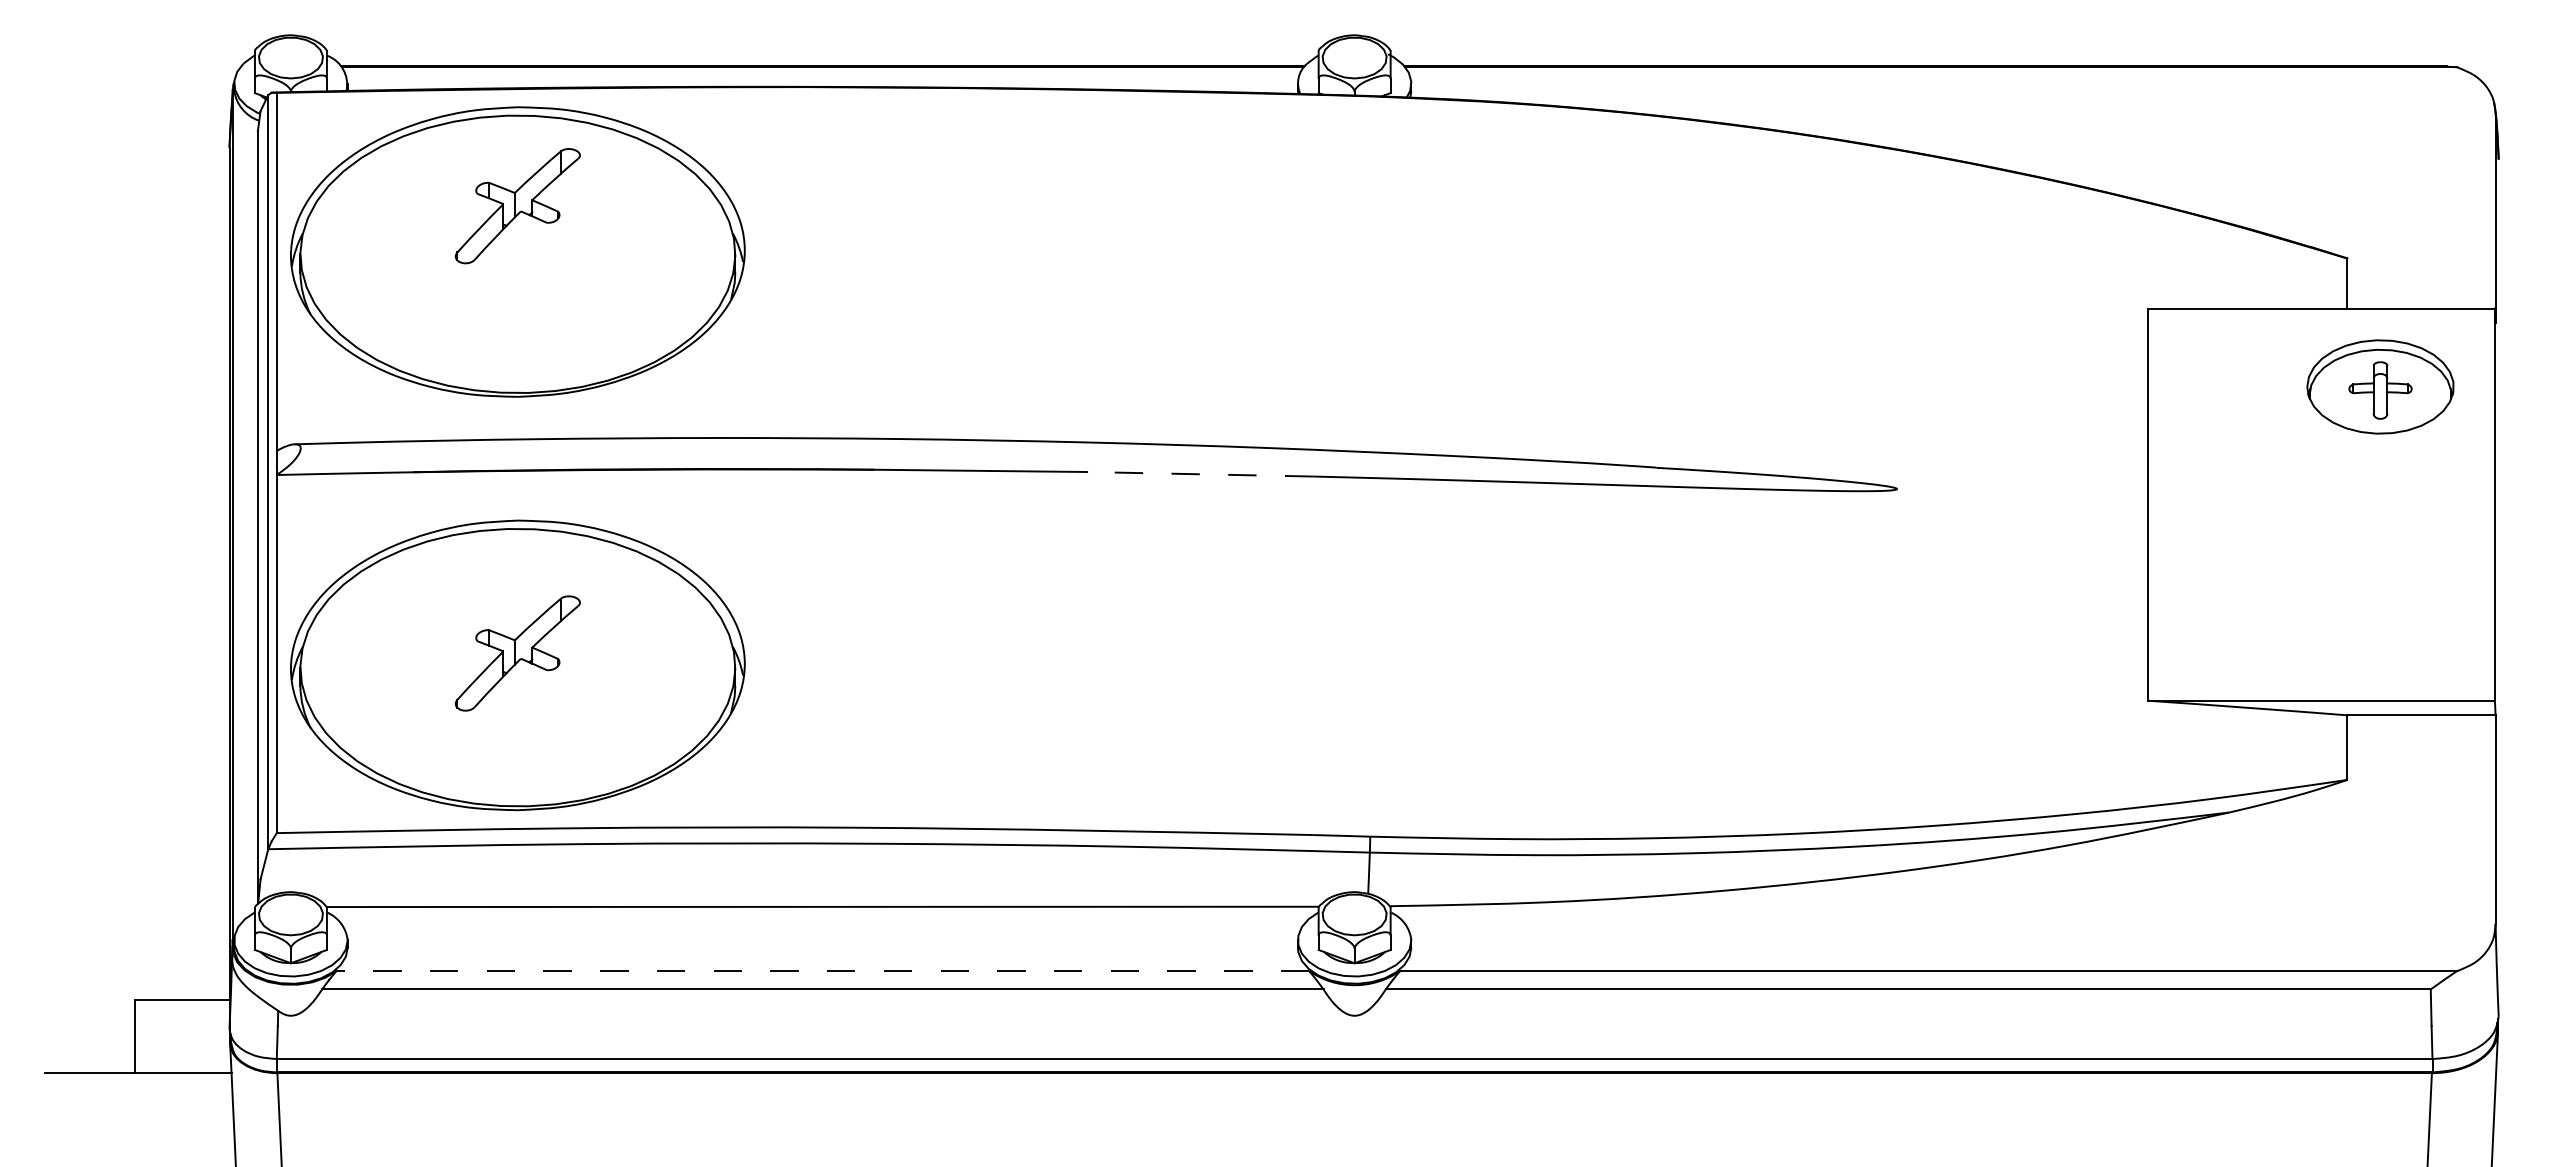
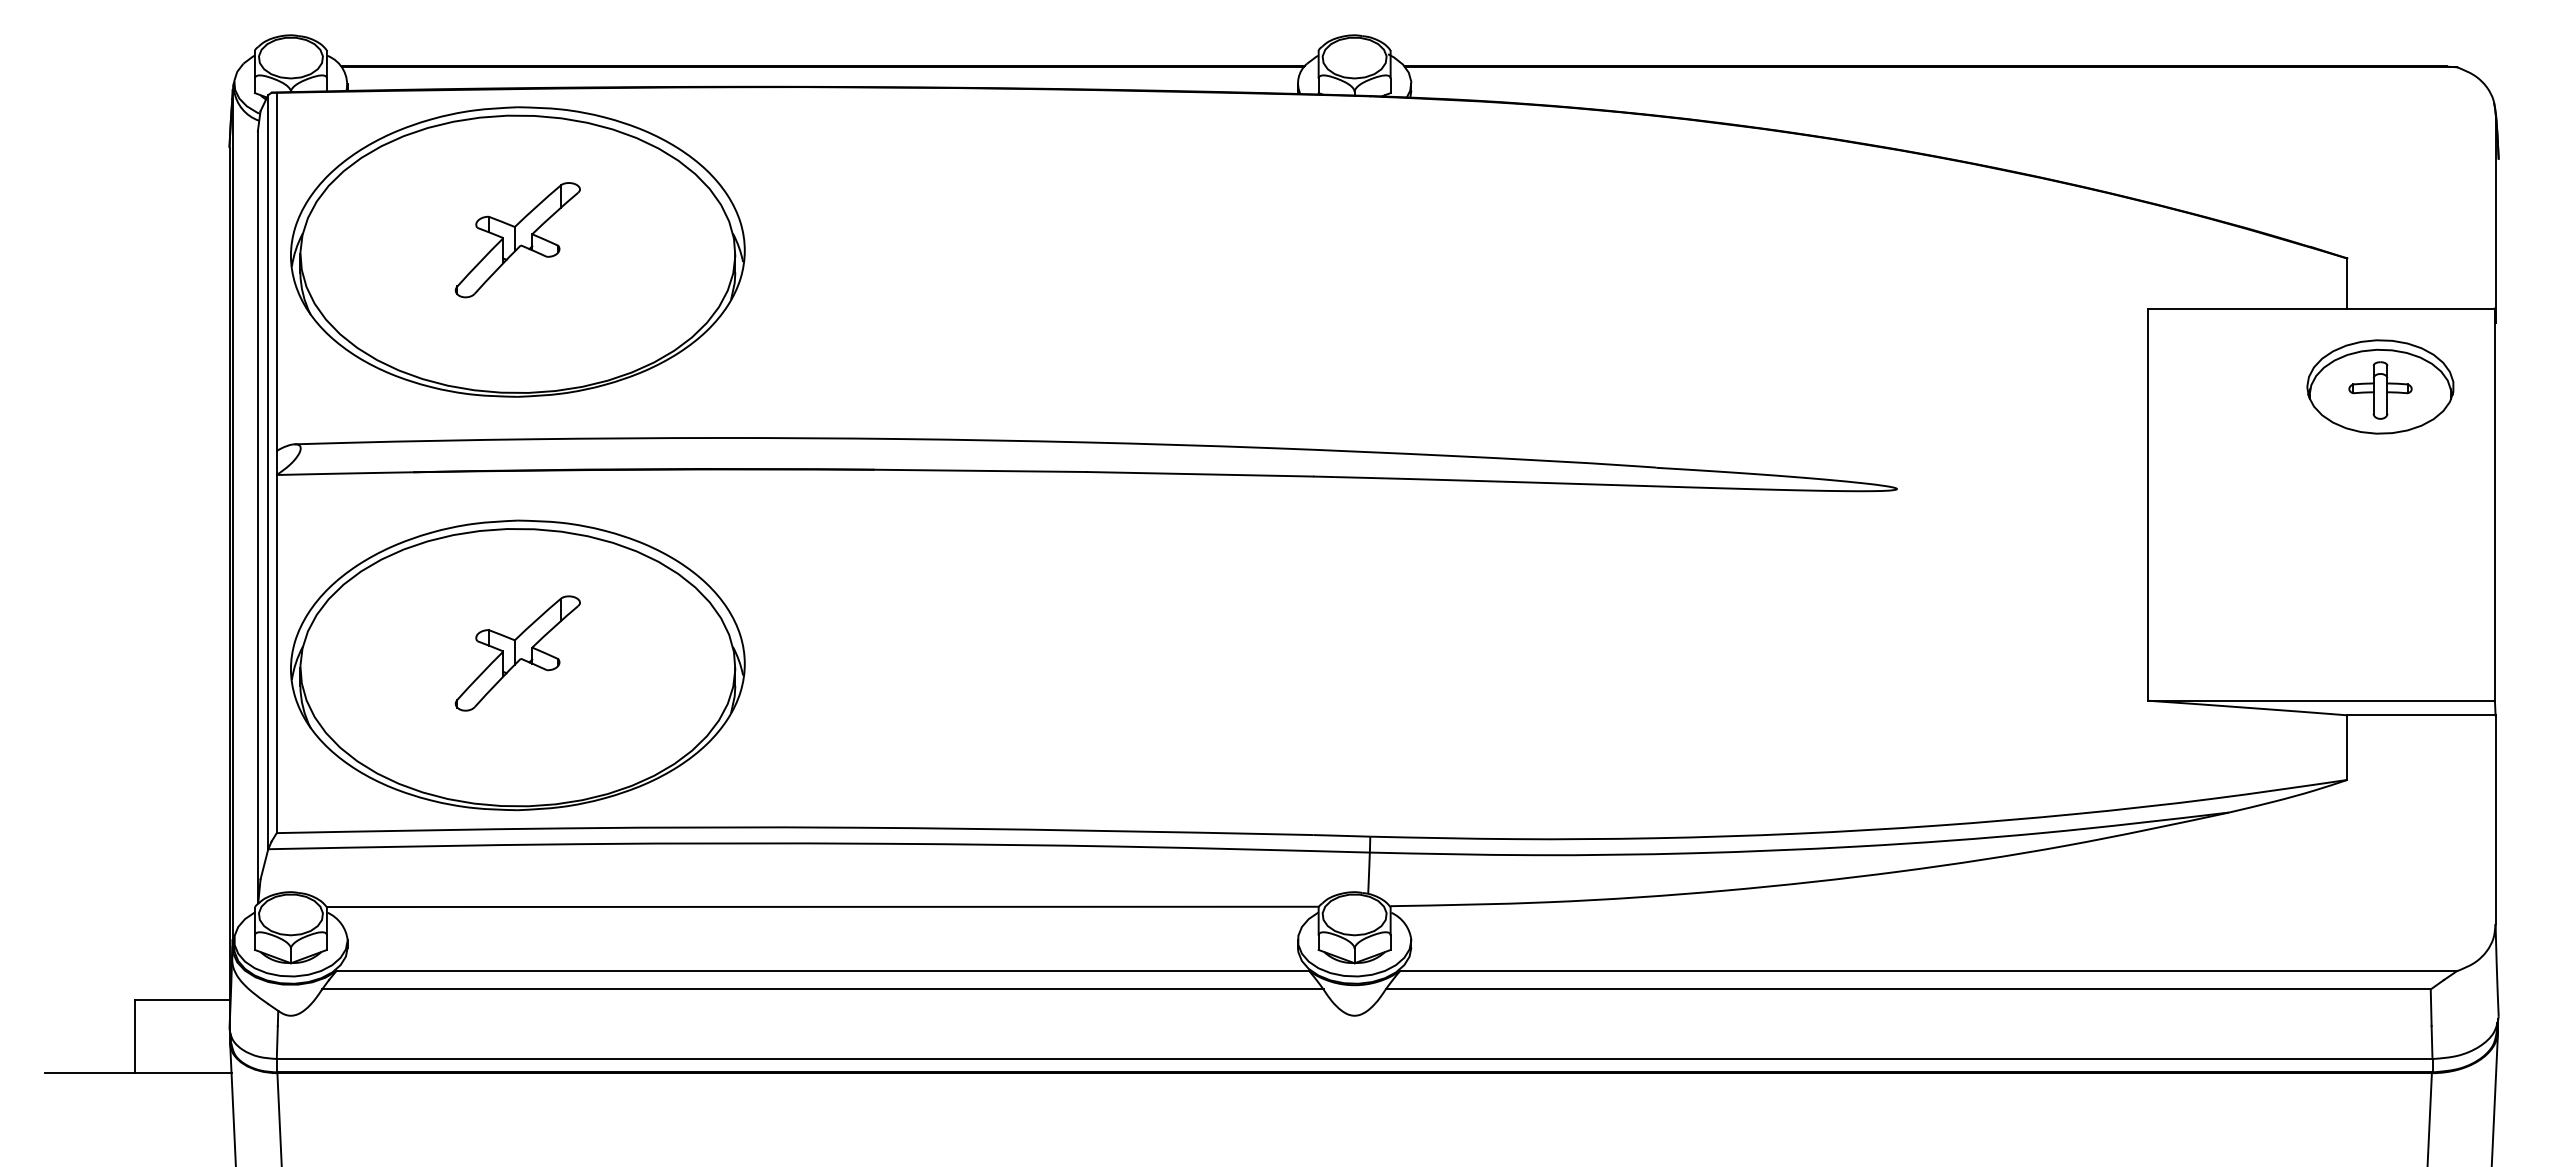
part position: (517, 206) -> (517, 240) (517, 240)
line: dashed -> solid (1199, 474)
line: dashed -> solid (822, 971)
